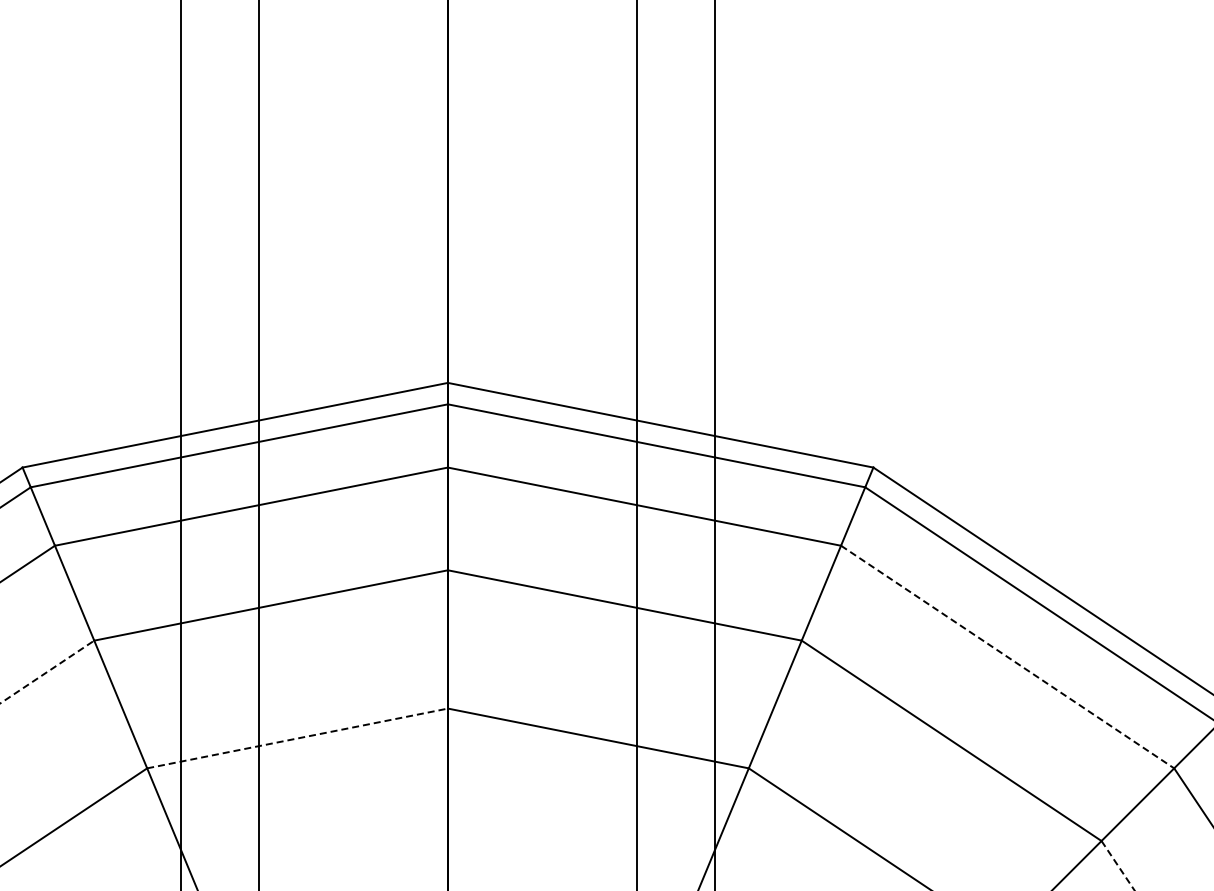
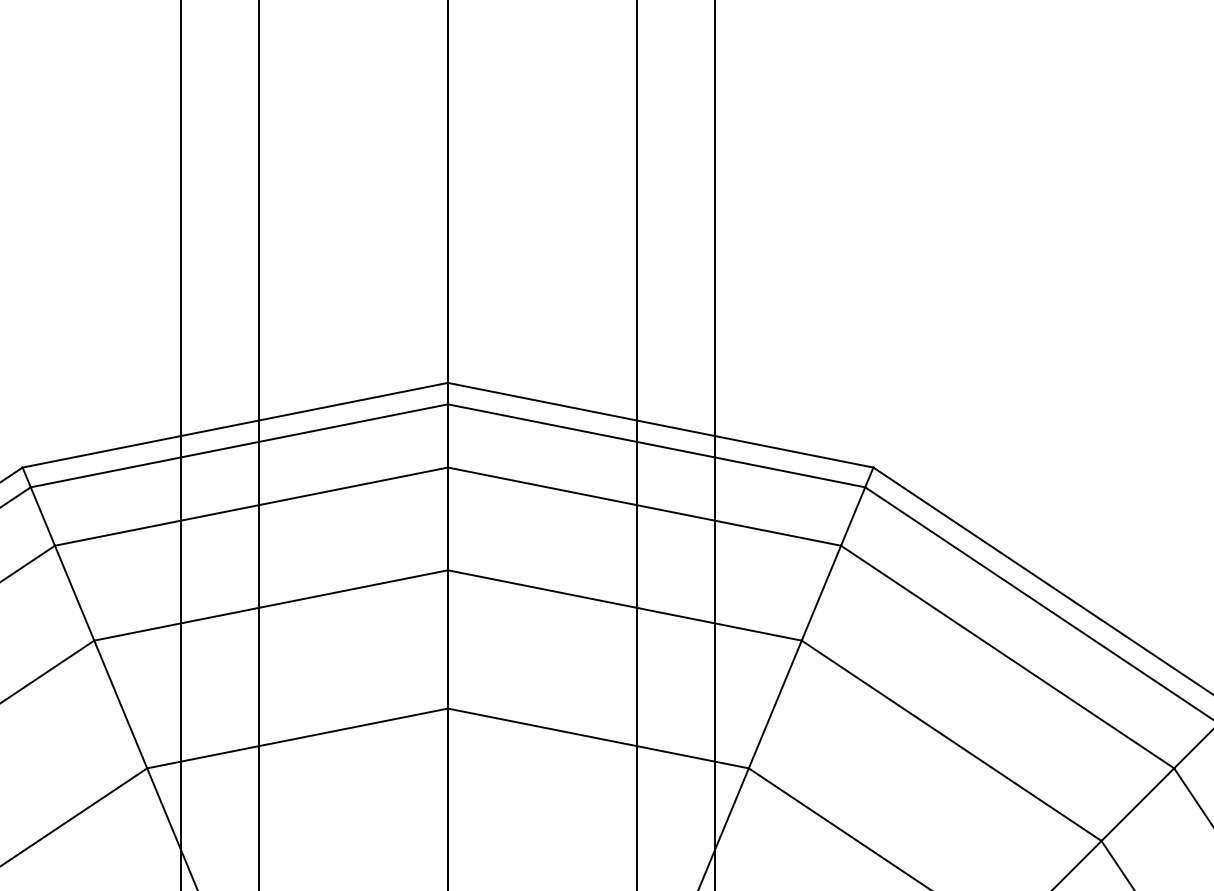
line: dashed -> solid (1008, 657)
line: dashed -> solid (47, 671)
line: dashed -> solid (298, 738)
line: dashed -> solid (1118, 865)
